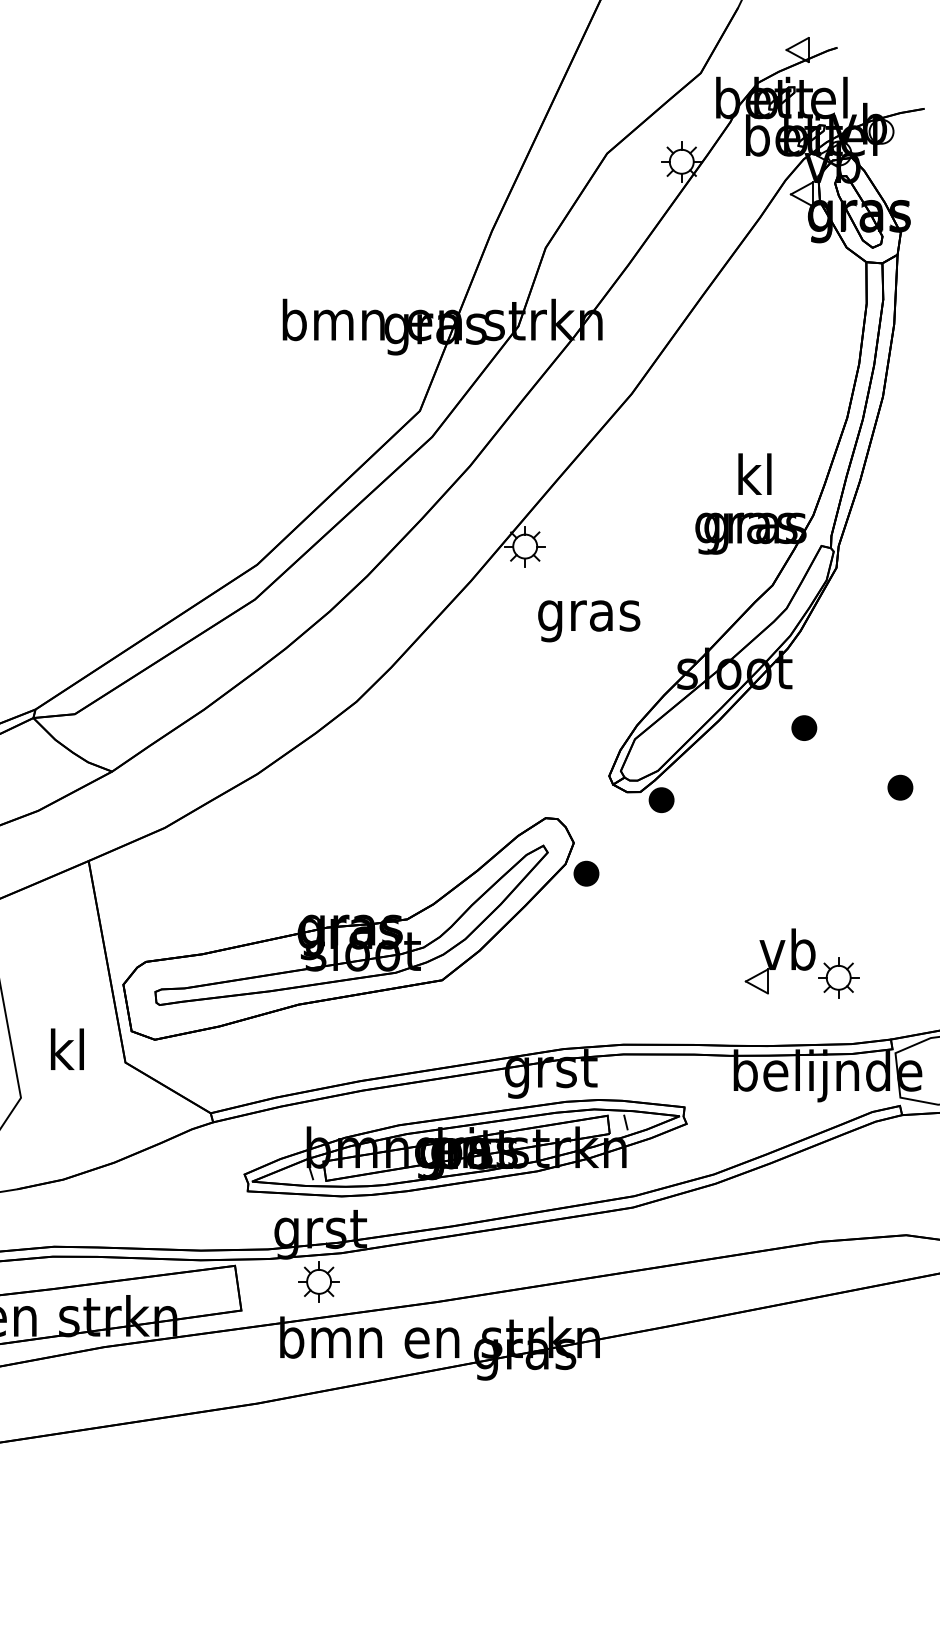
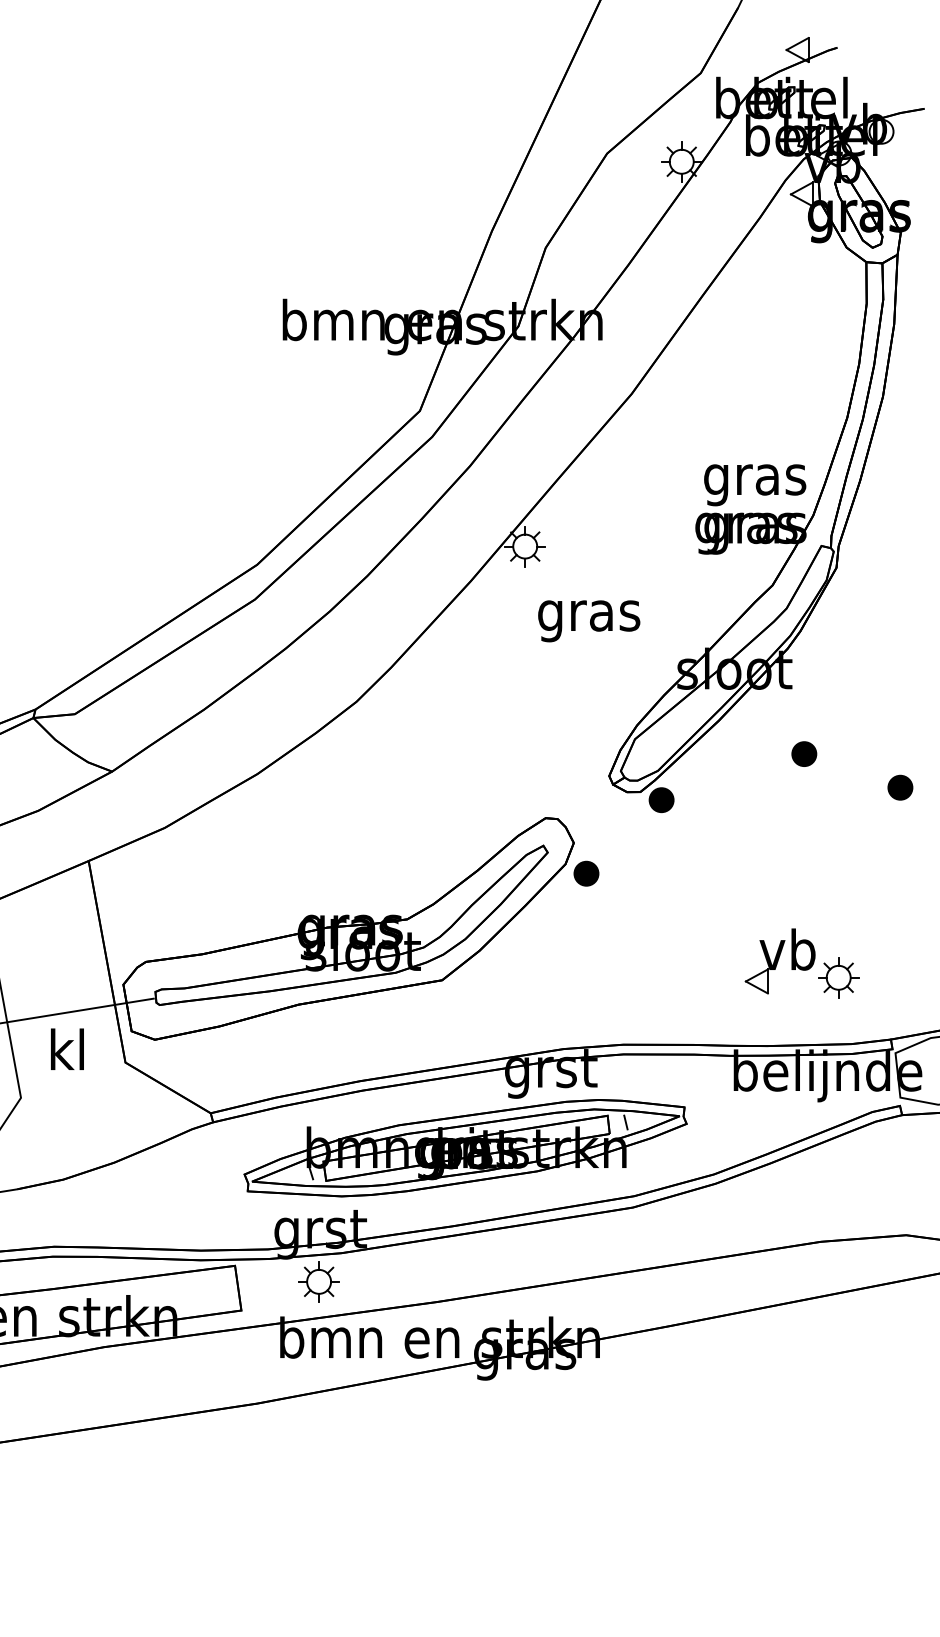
text: kl -> gras (755, 479)
part position: (804, 727) -> (804, 753) (804, 753)
line: none -> present (77, 1010)
